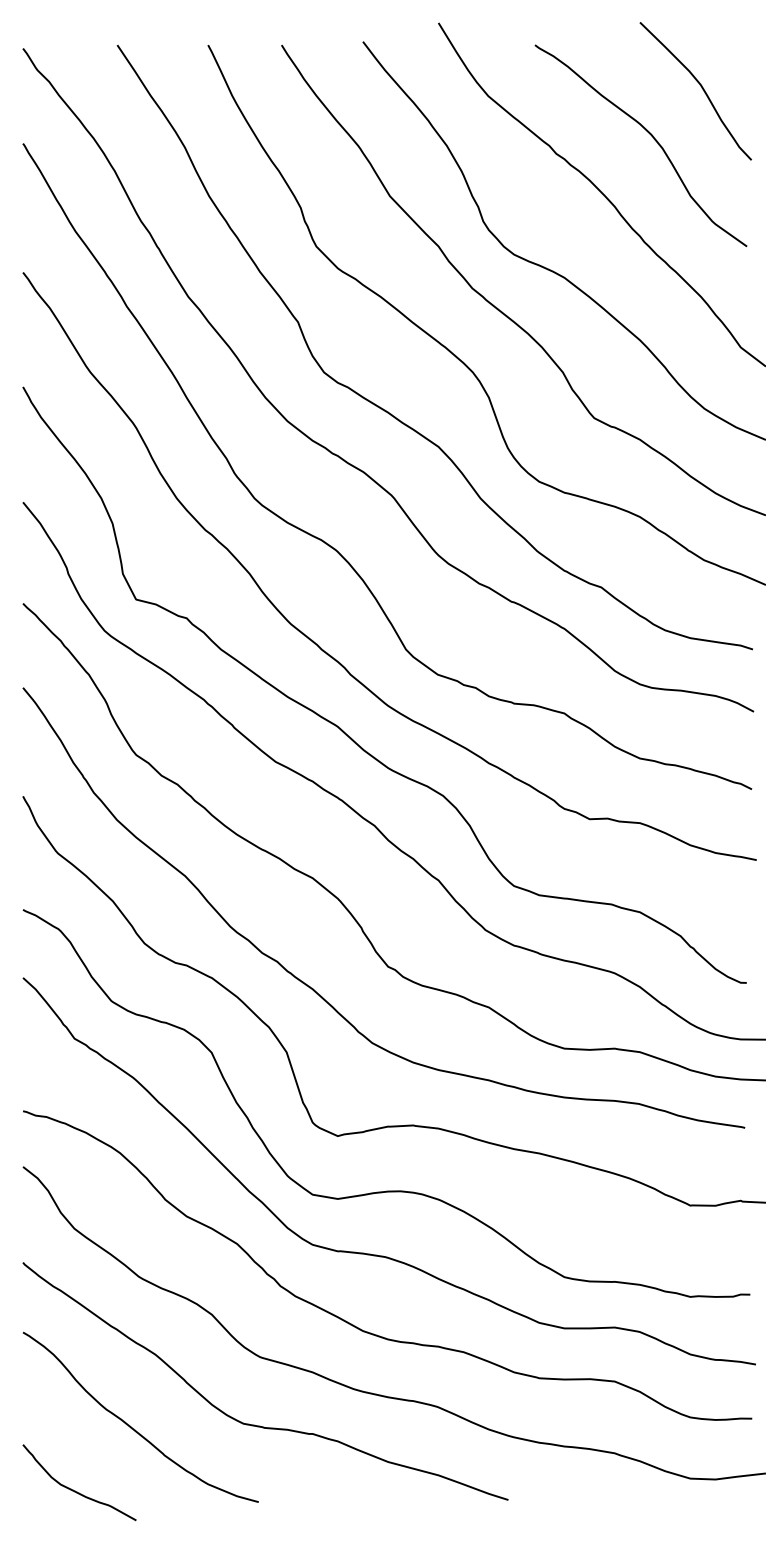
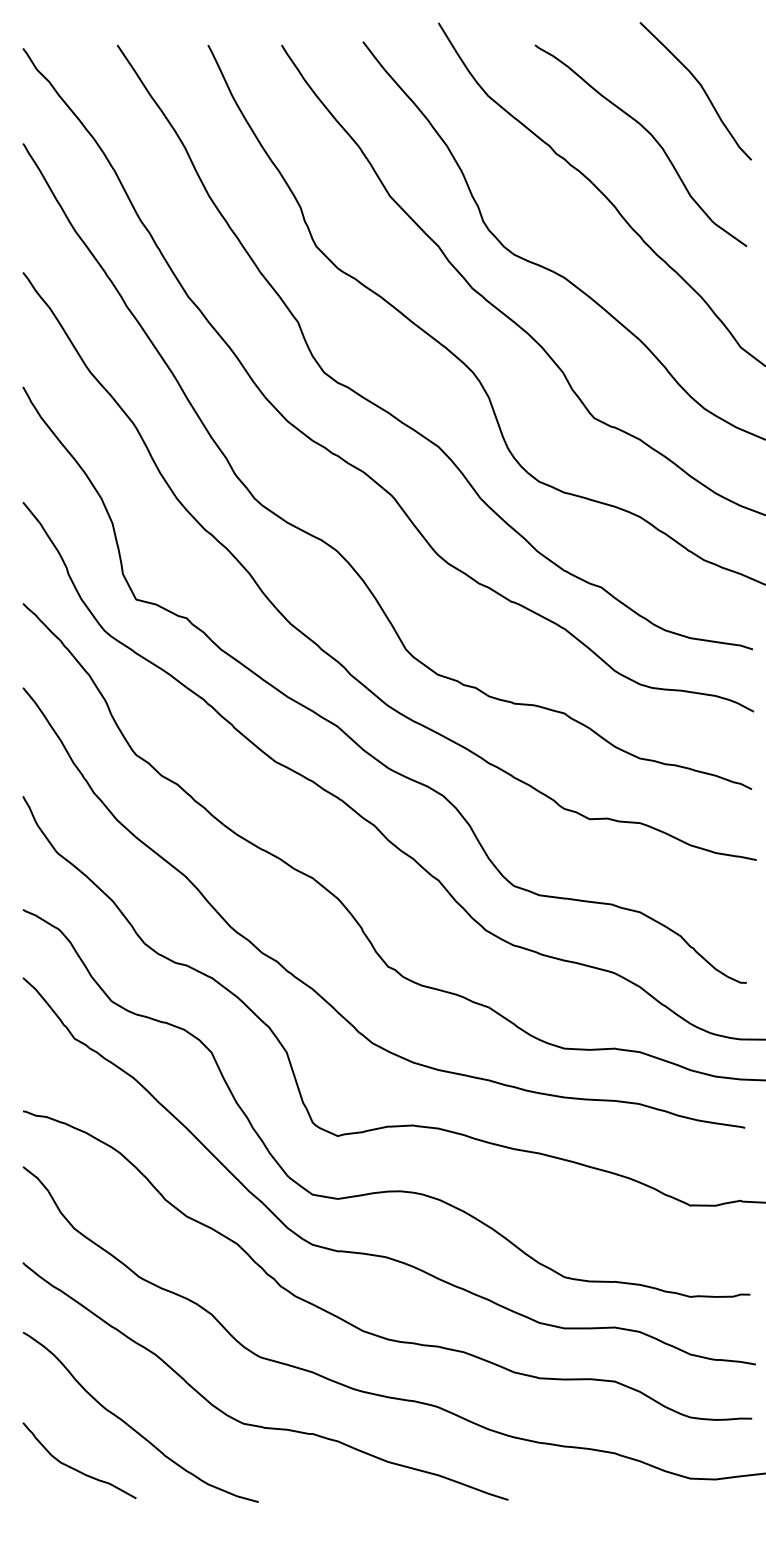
curve position: (75, 1490) -> (75, 1468) (75, 1468)
